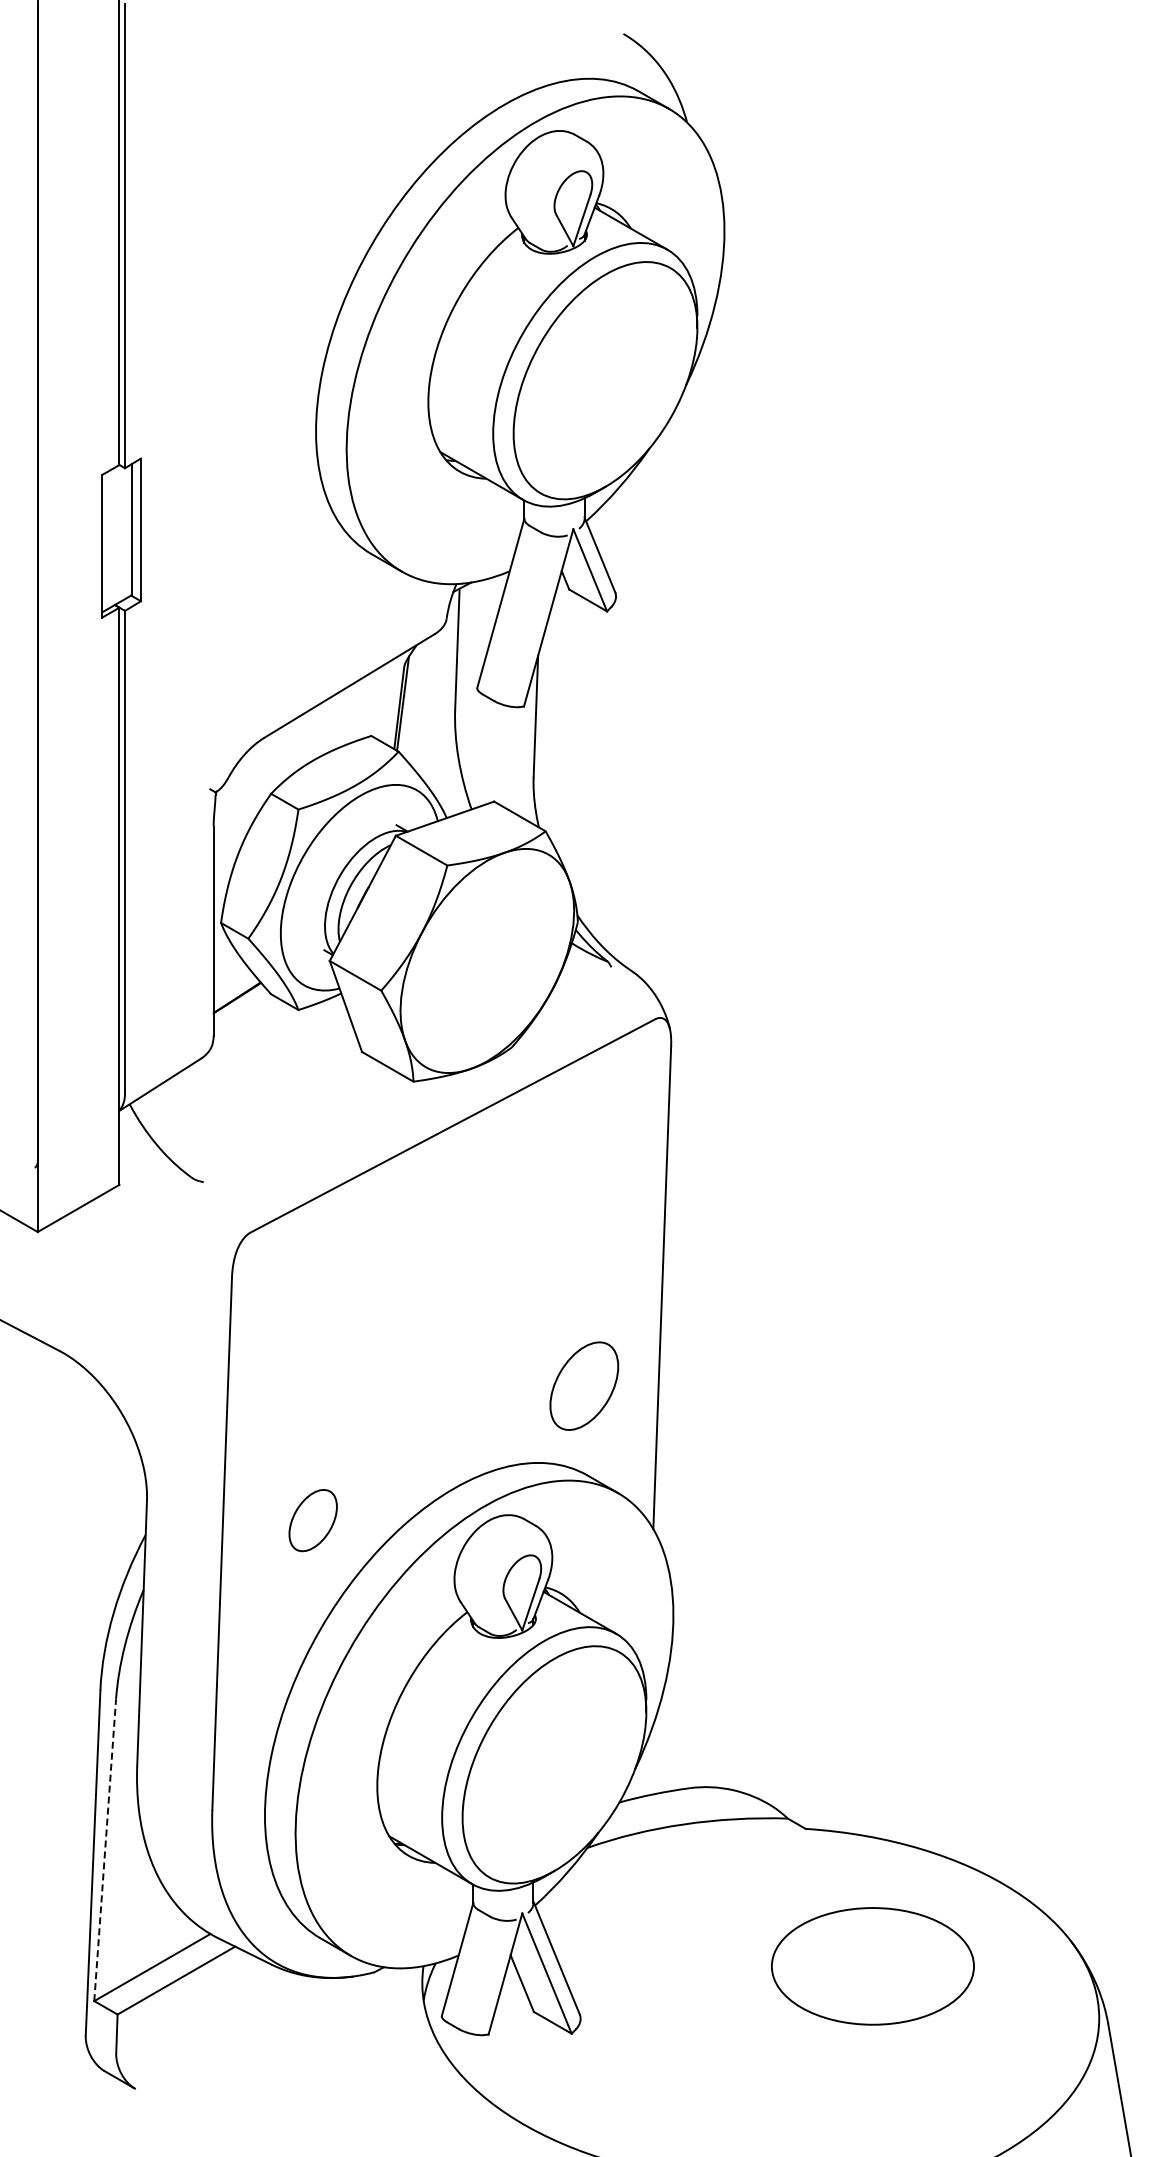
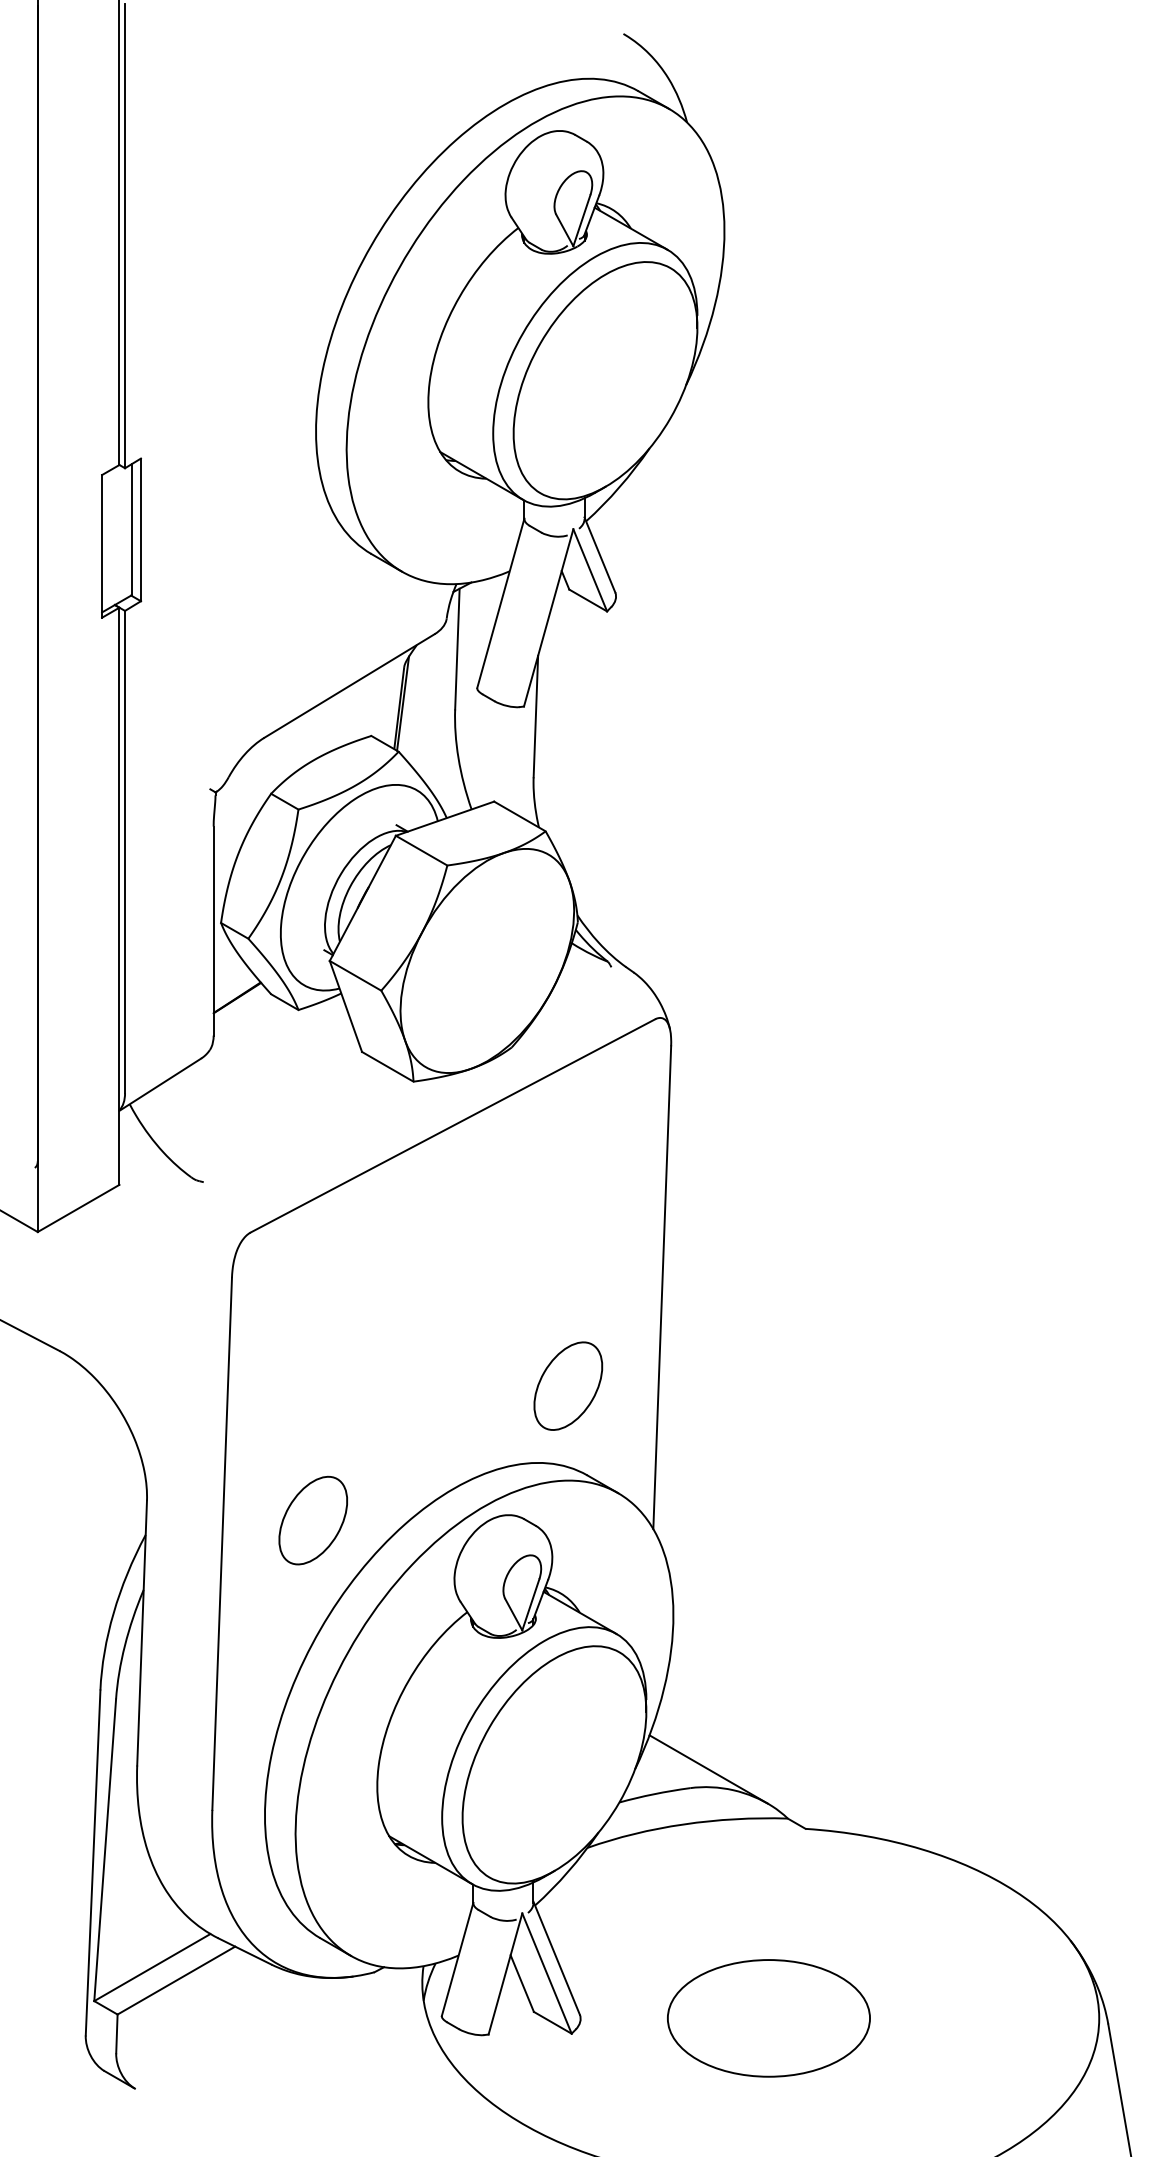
part position: (584, 1385) -> (568, 1385) (568, 1385)
part size: 50x64 px -> 70x91 px (312, 1520)
line: none -> present (708, 1769)
line: dashed -> solid (105, 1849)
part position: (872, 1966) -> (768, 2018) (768, 2018)
